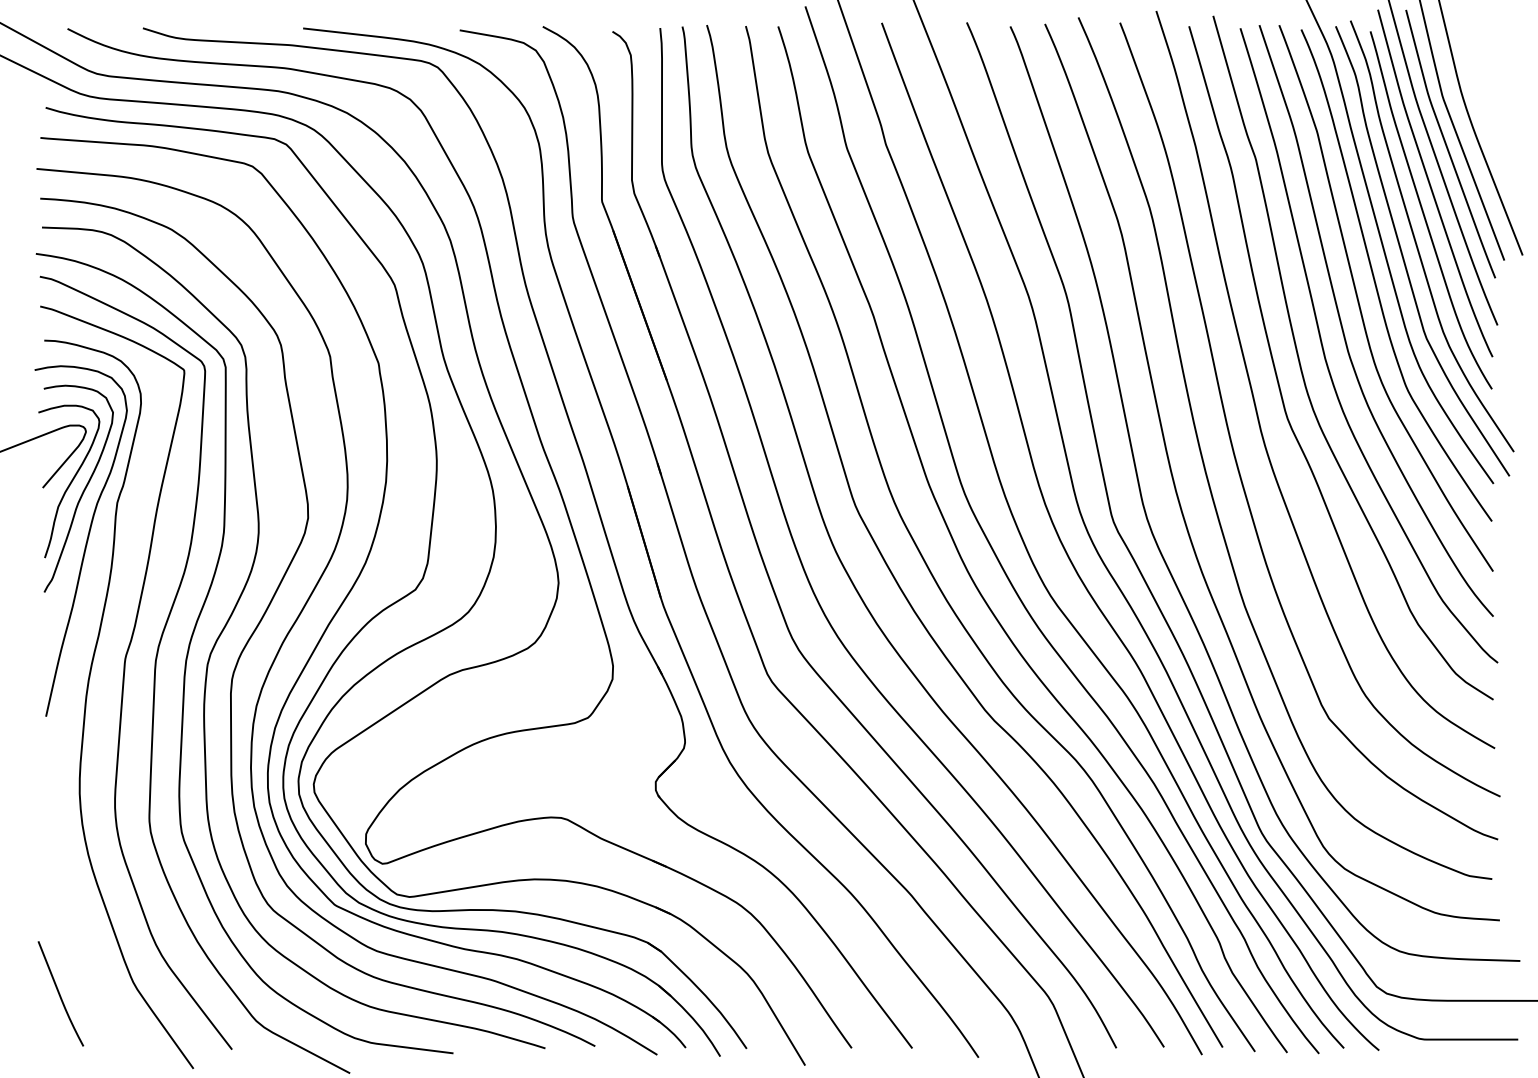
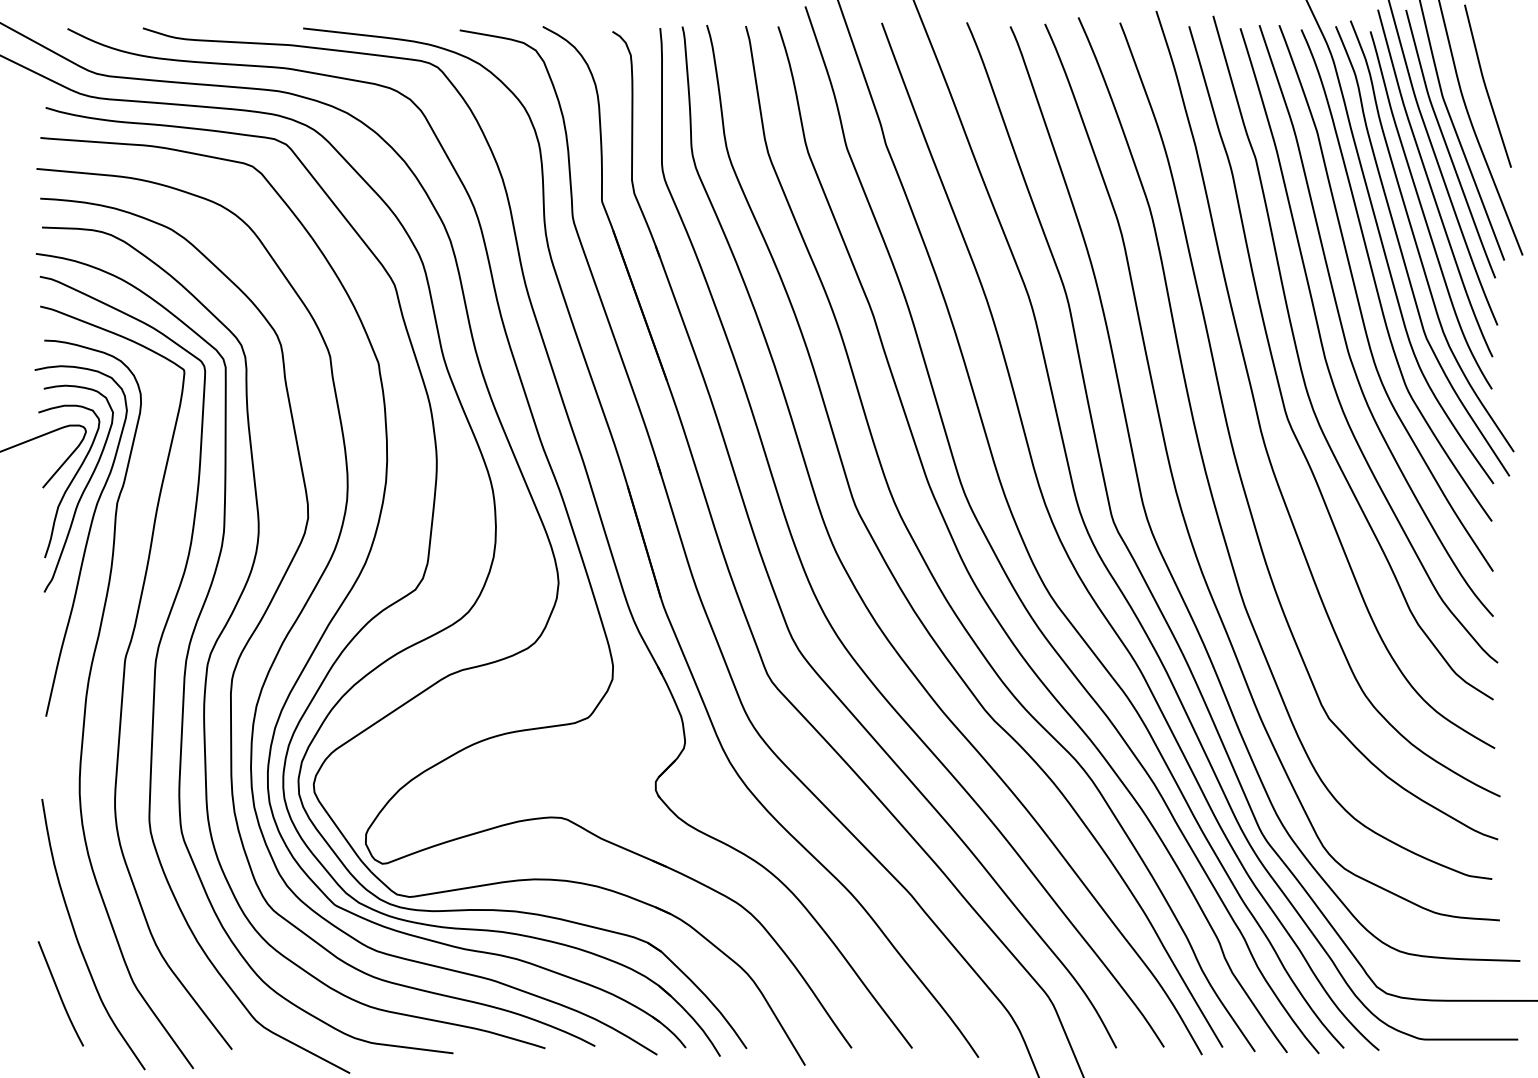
curve: none -> present (1486, 85)
curve: none -> present (78, 939)
